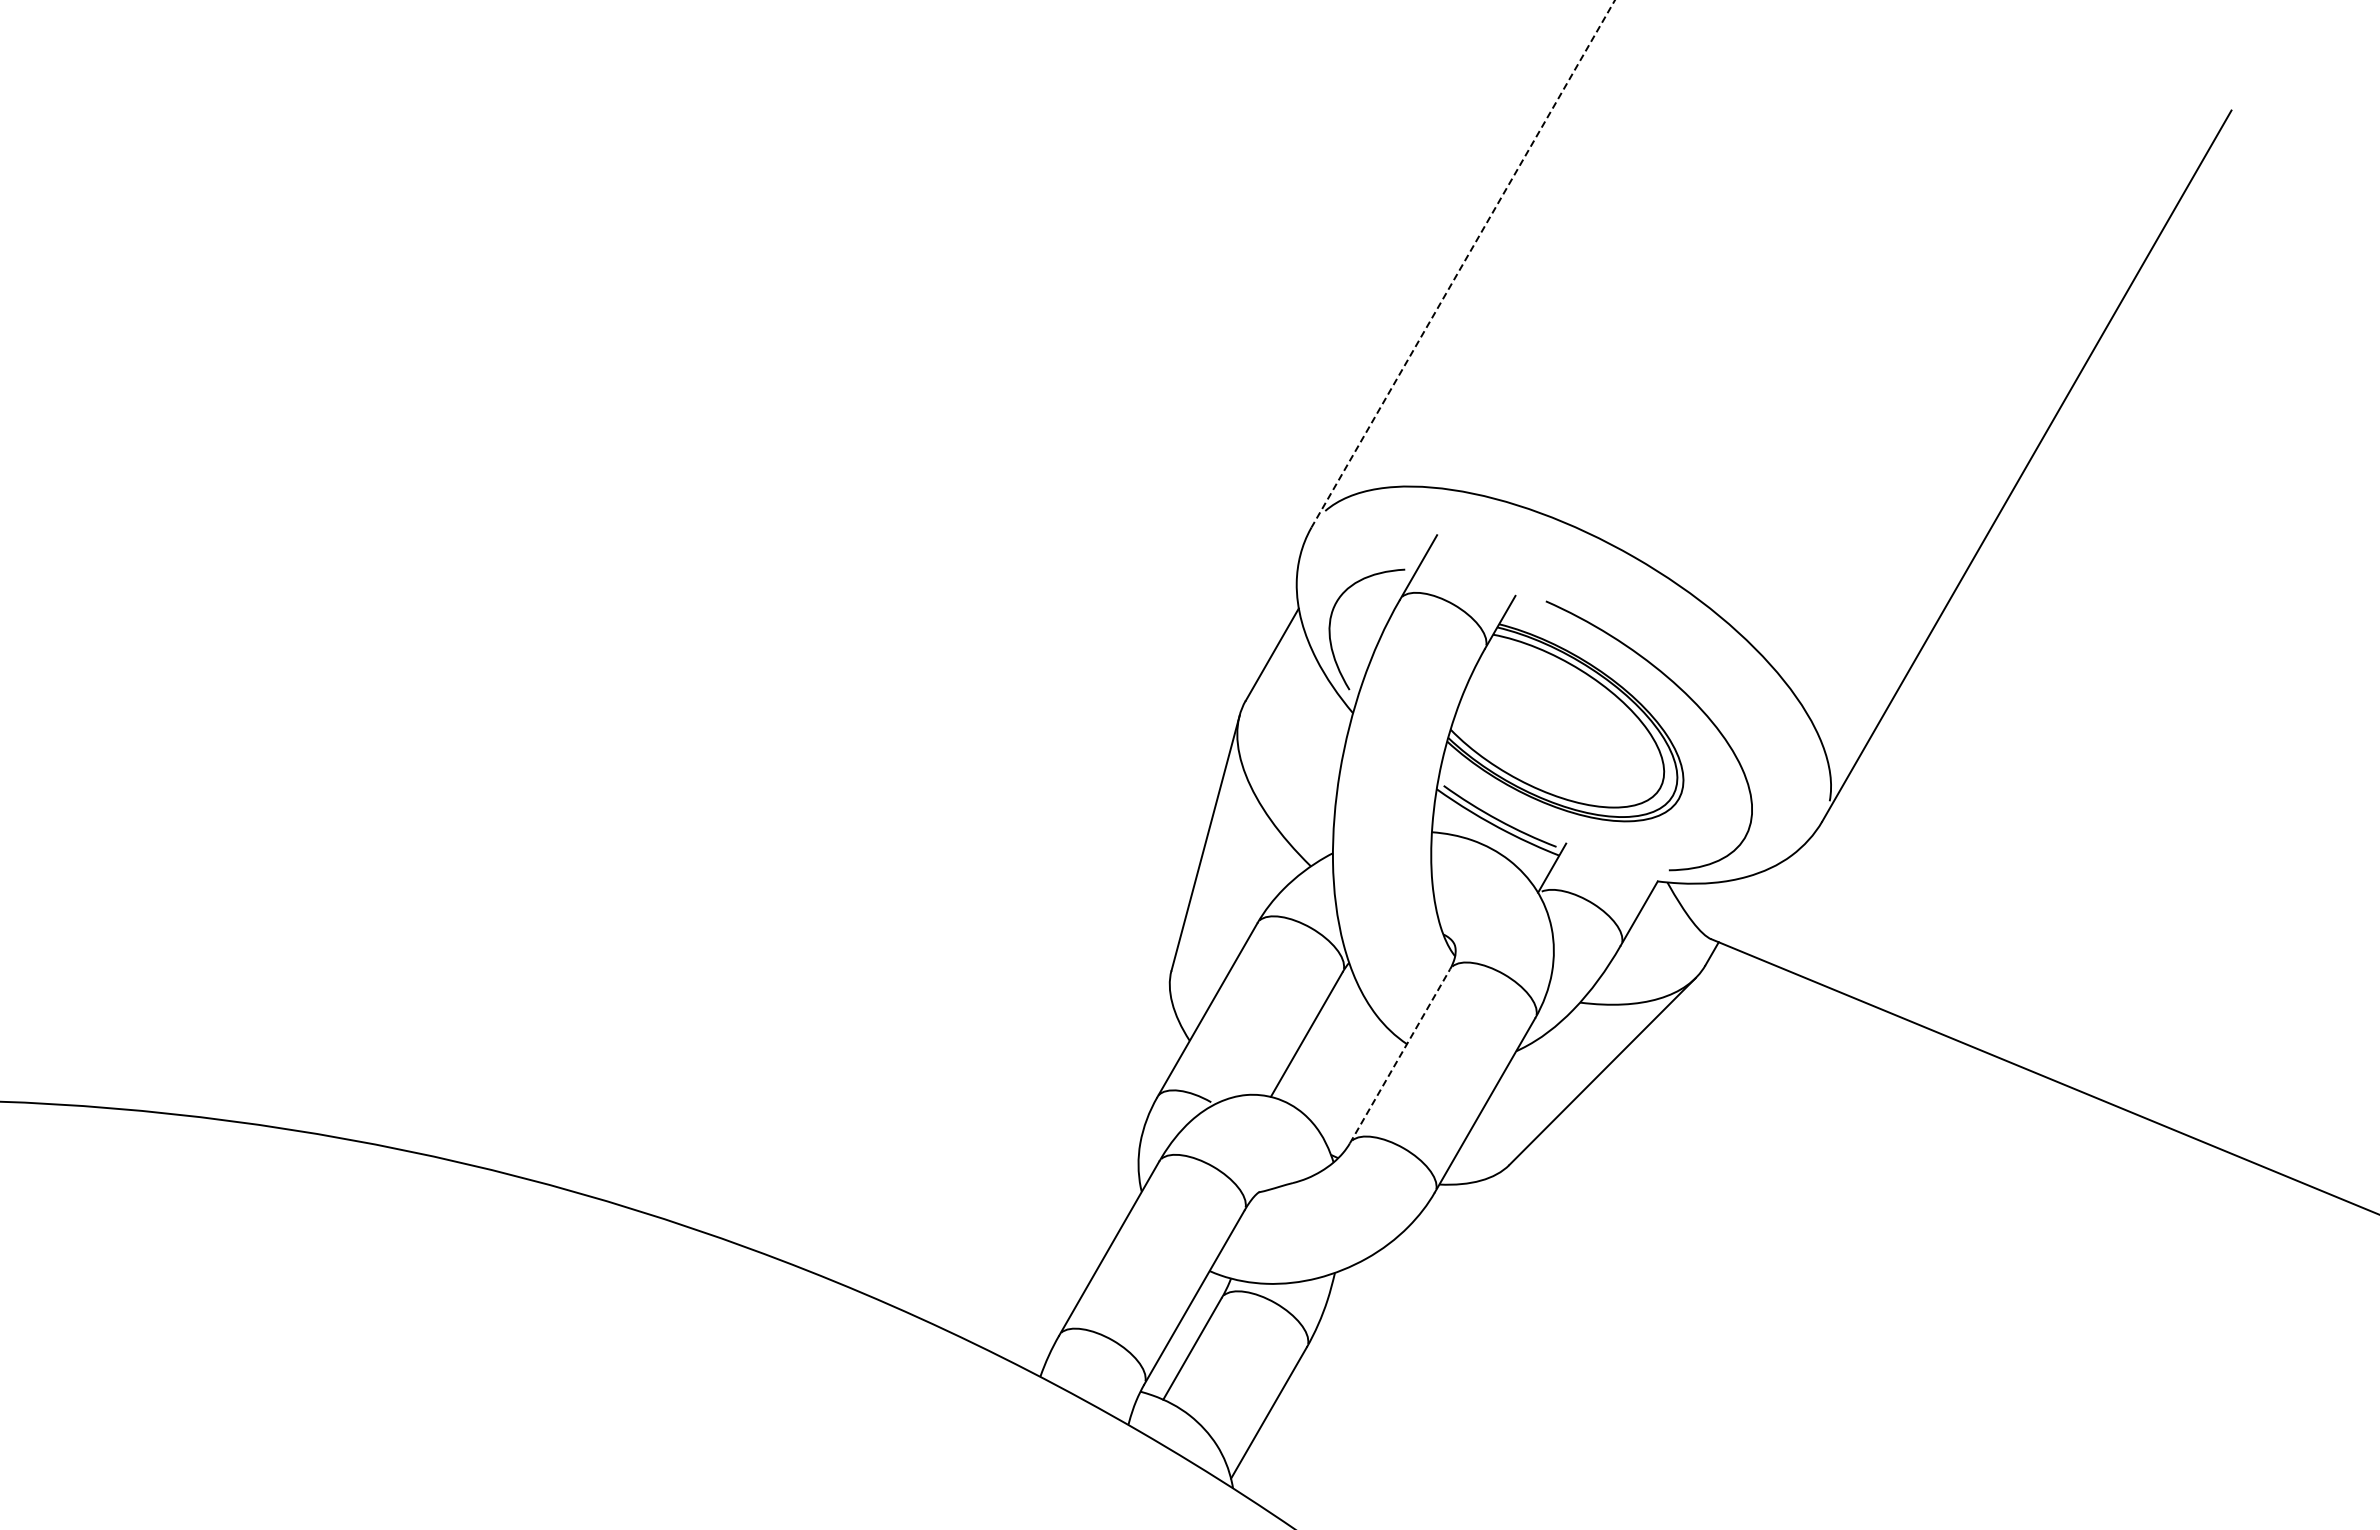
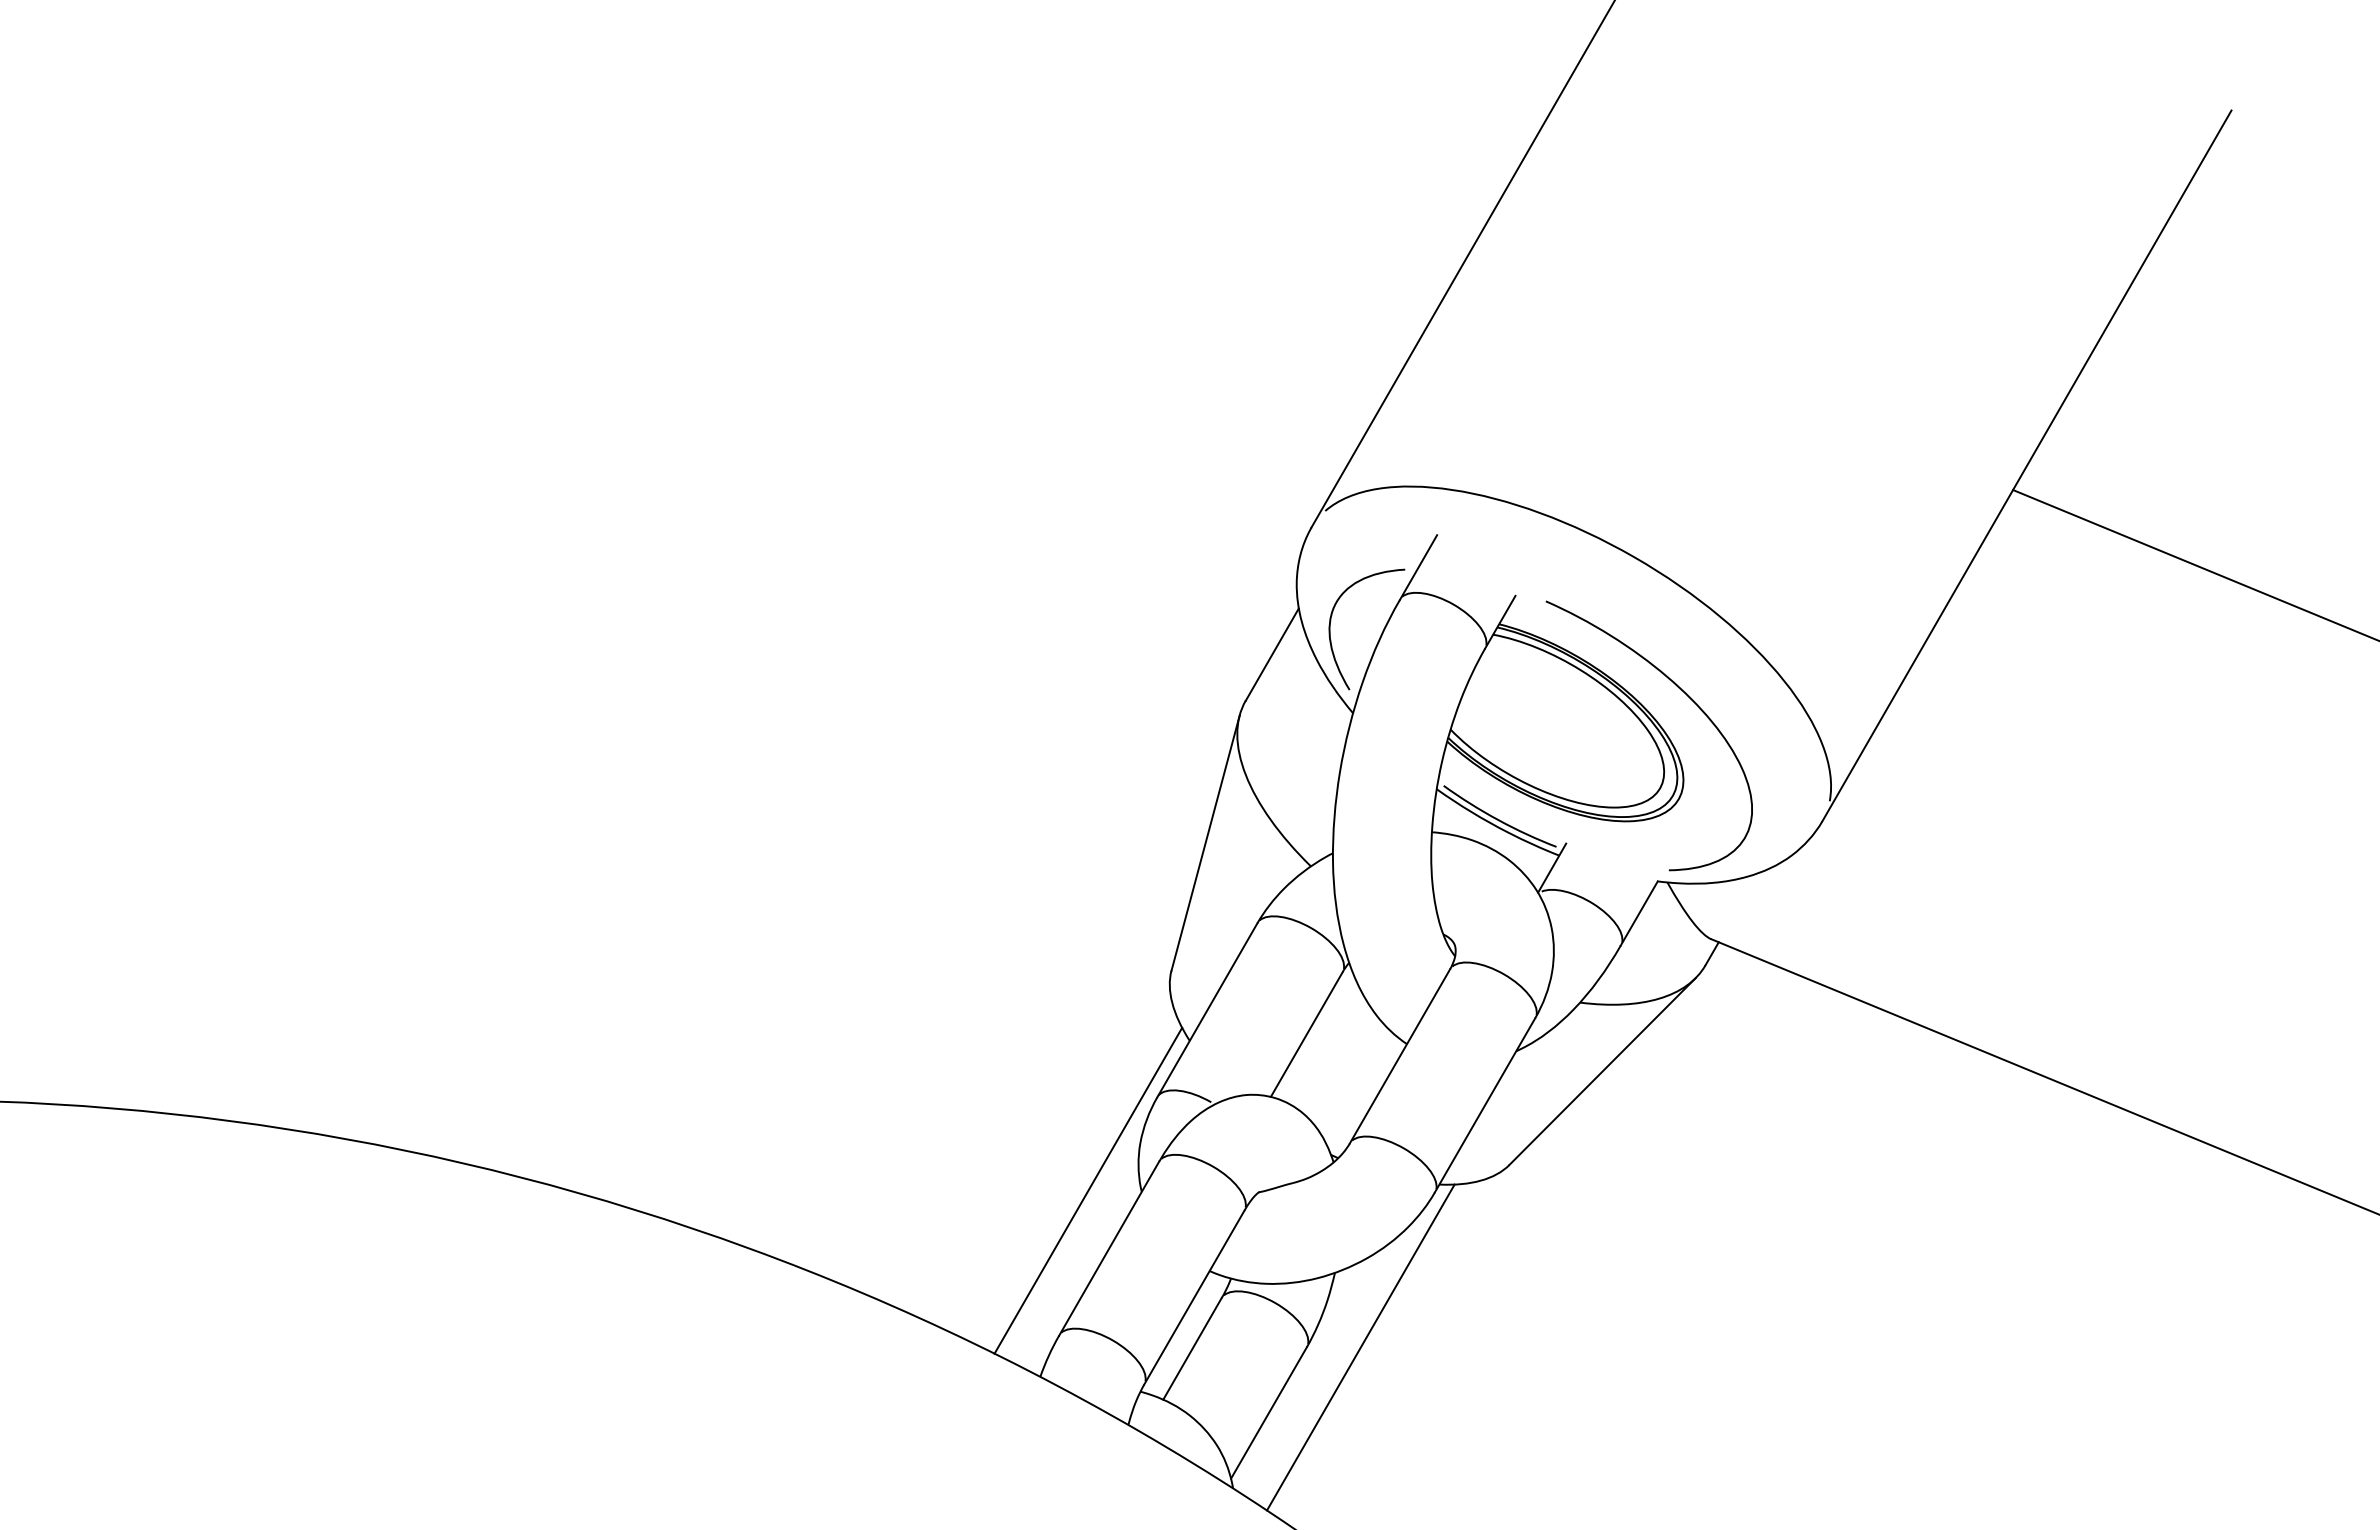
line: dashed -> solid (1463, 264)
line: none -> present (2194, 564)
line: dashed -> solid (1400, 1055)
line: none -> present (1088, 1190)
line: none -> present (1360, 1347)
